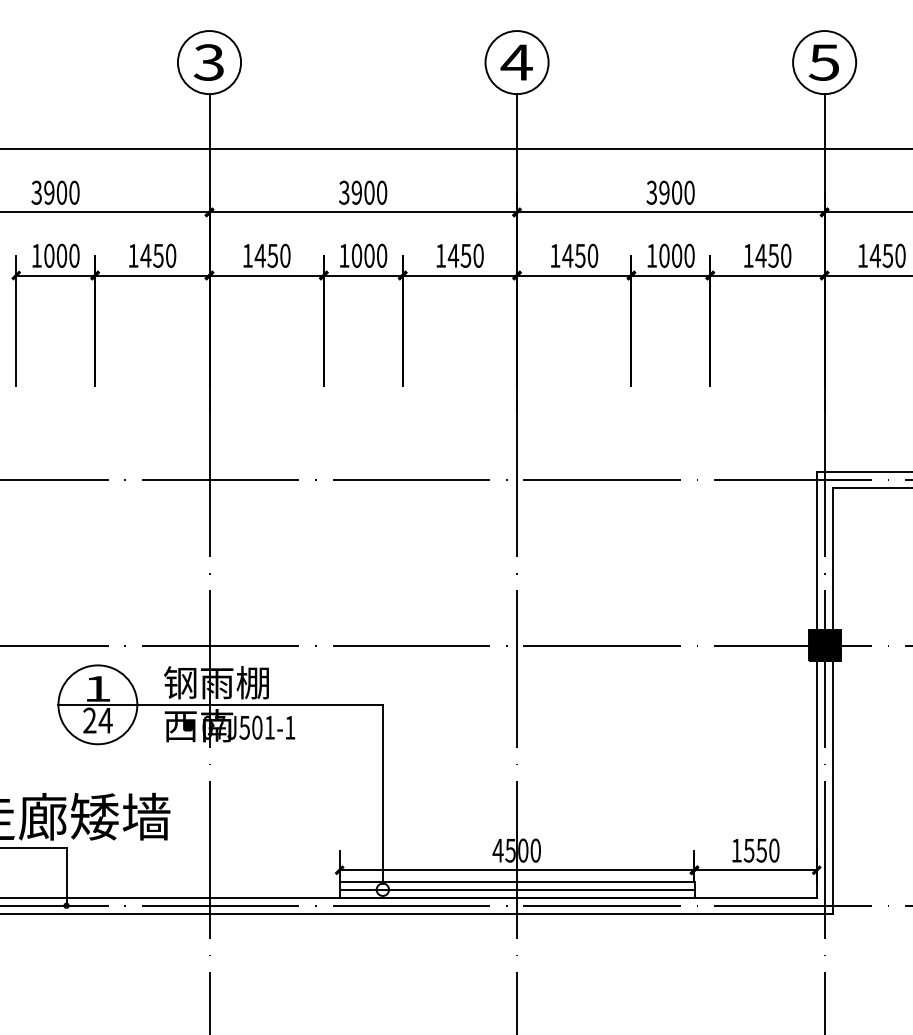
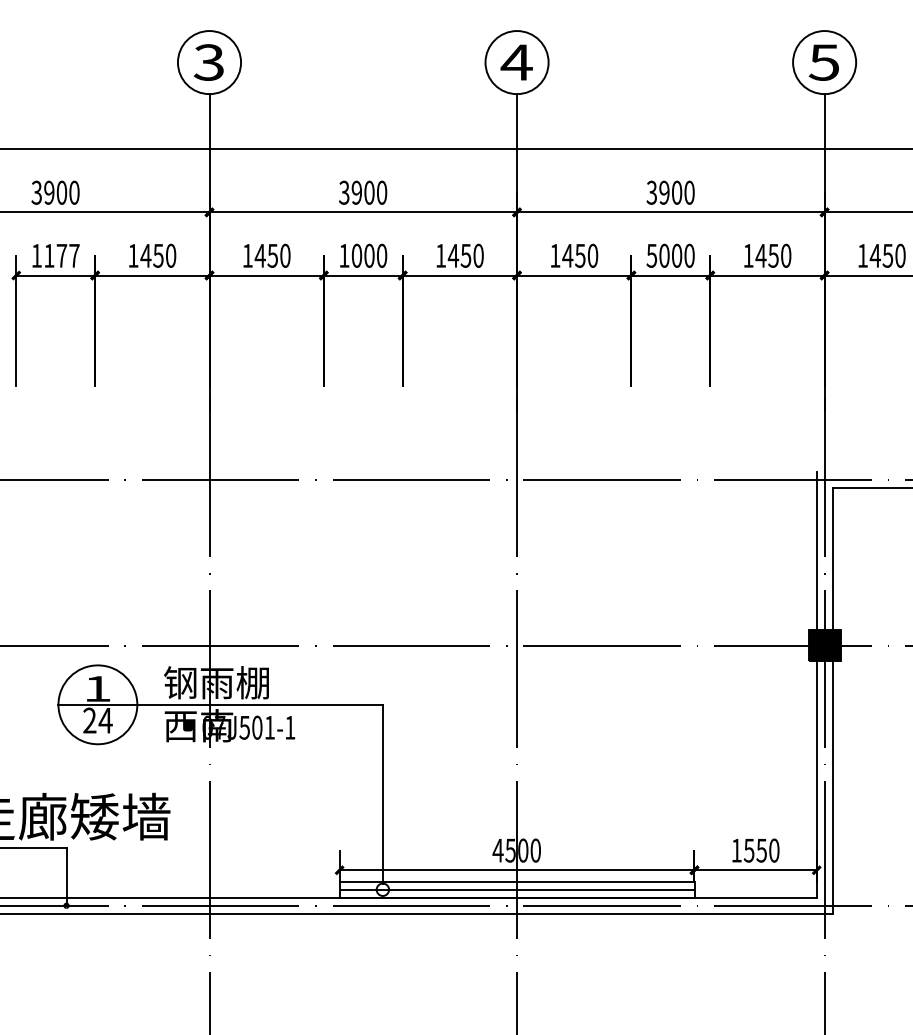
text: 1000 -> 1177 (61, 255)
text: 1000 -> 5000 (651, 255)
line: present -> none (862, 472)
